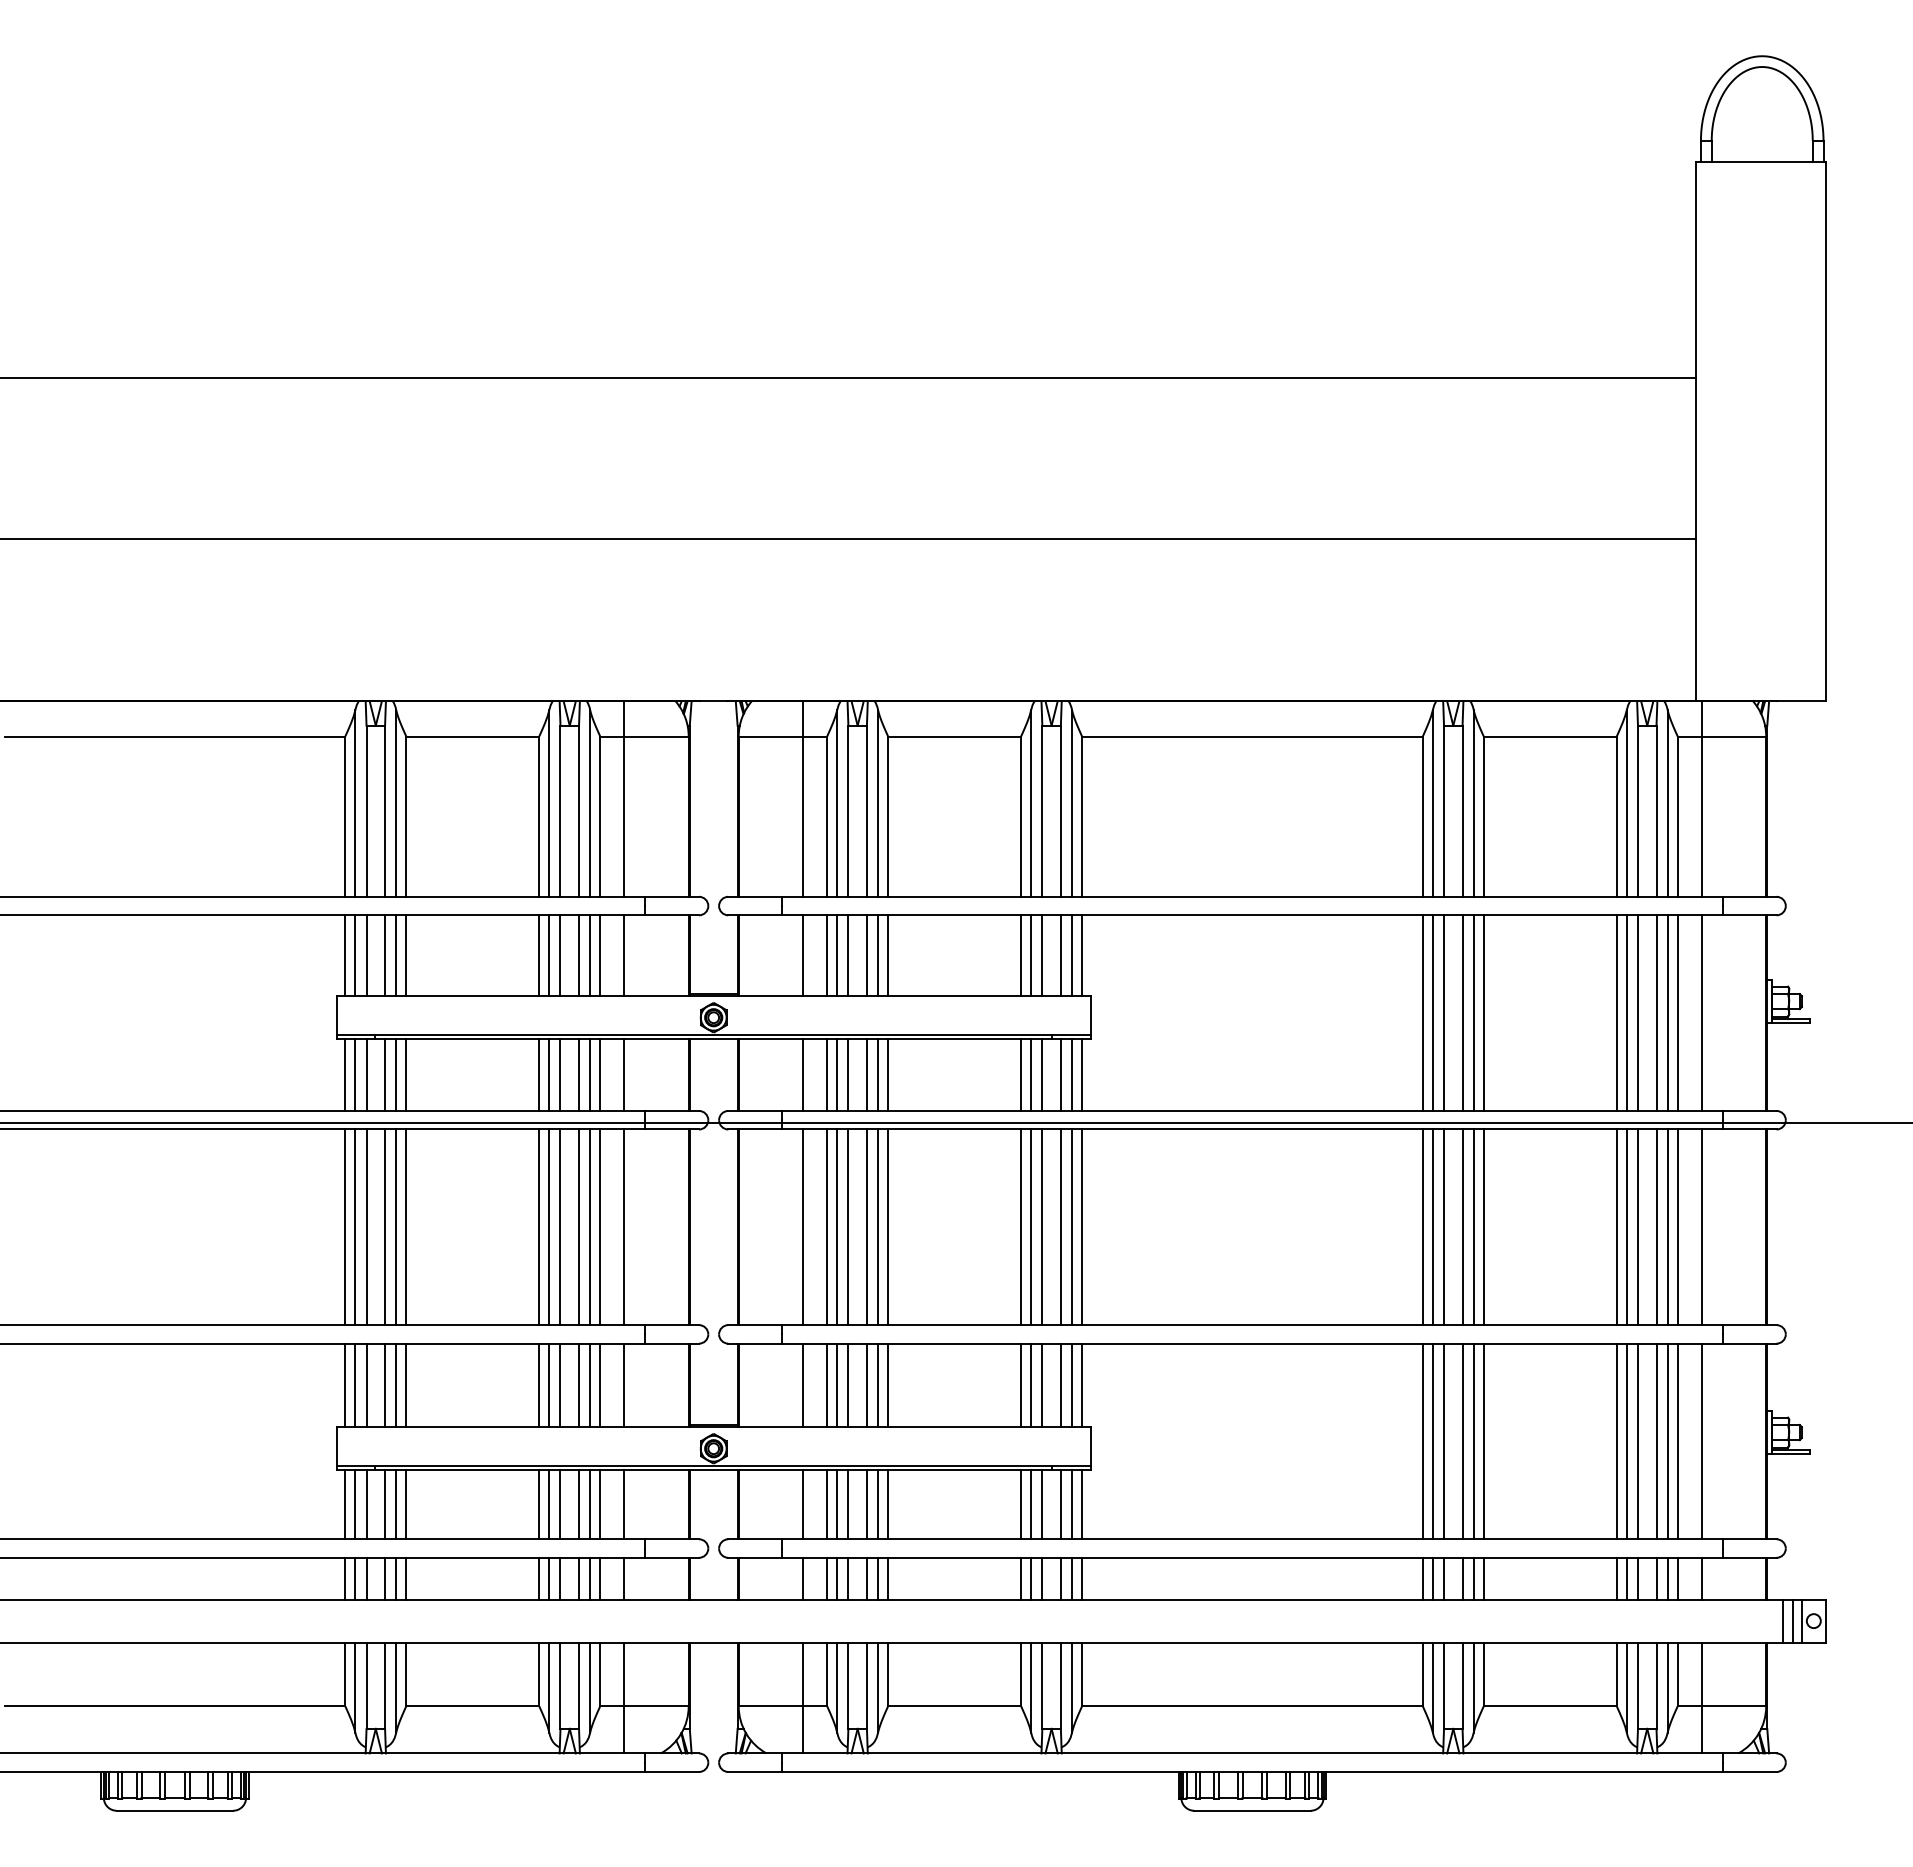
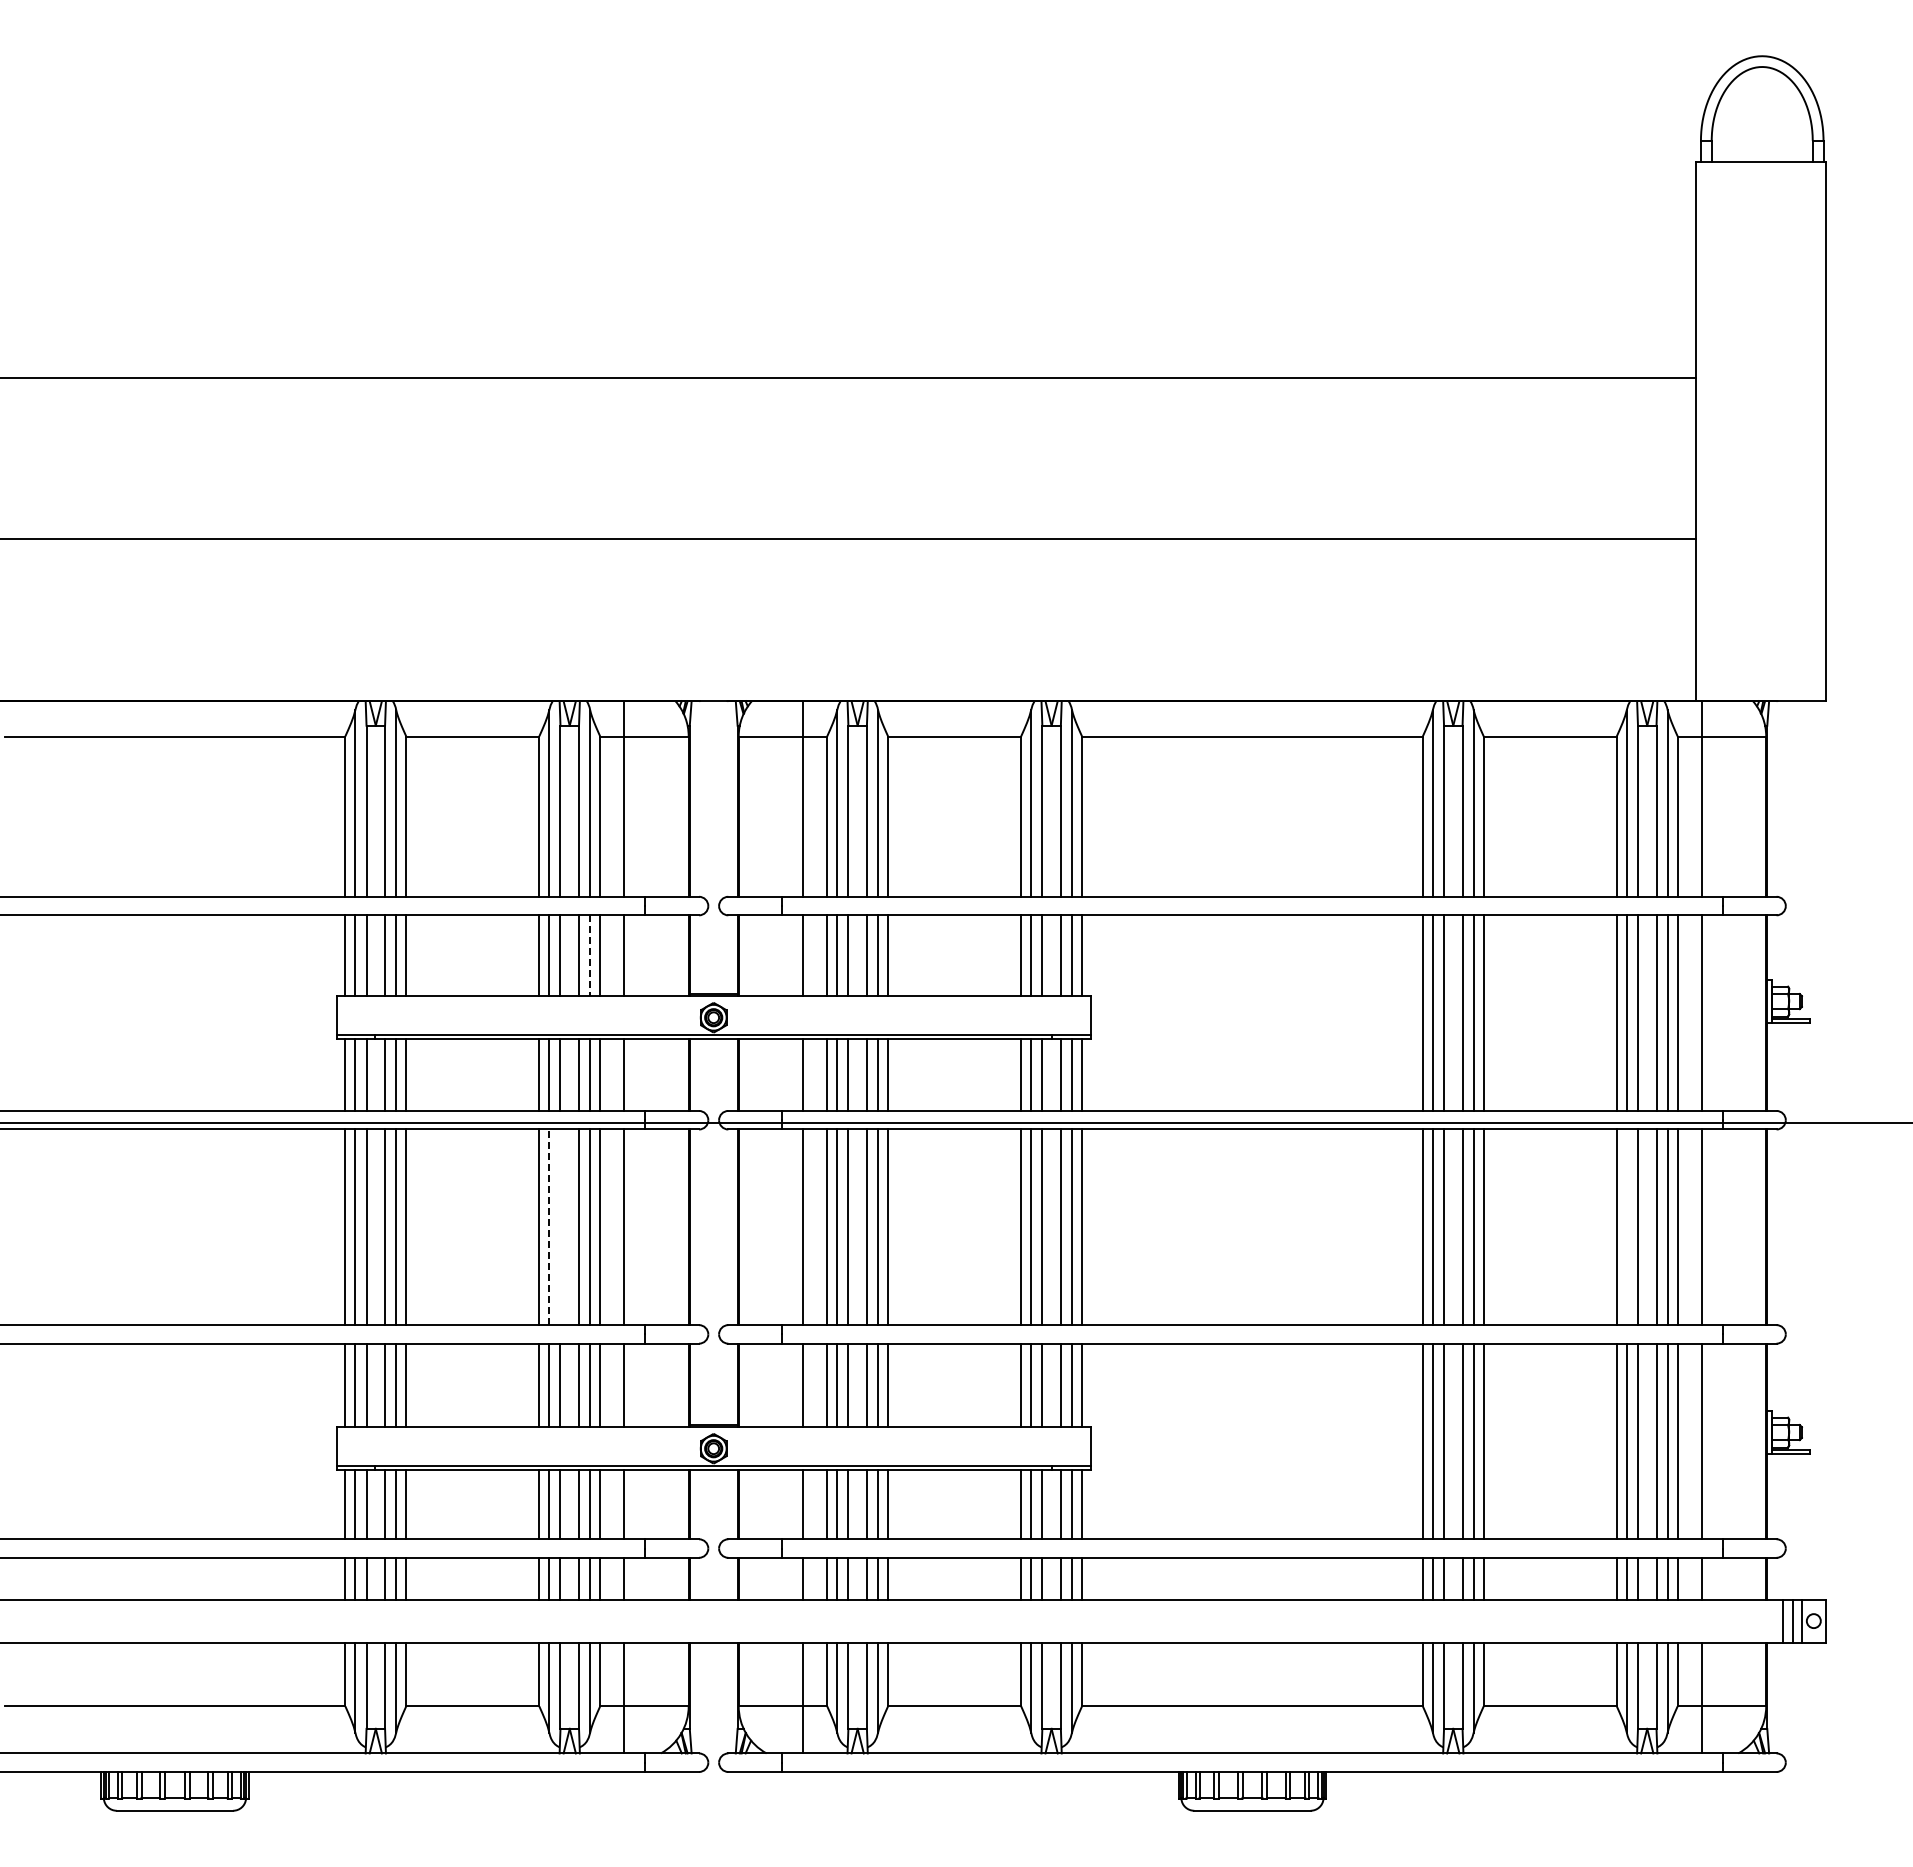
line: solid -> dashed (590, 956)
line: solid -> dashed (549, 1227)
line: present -> none (560, 1227)
line: present -> none (1626, 1227)
